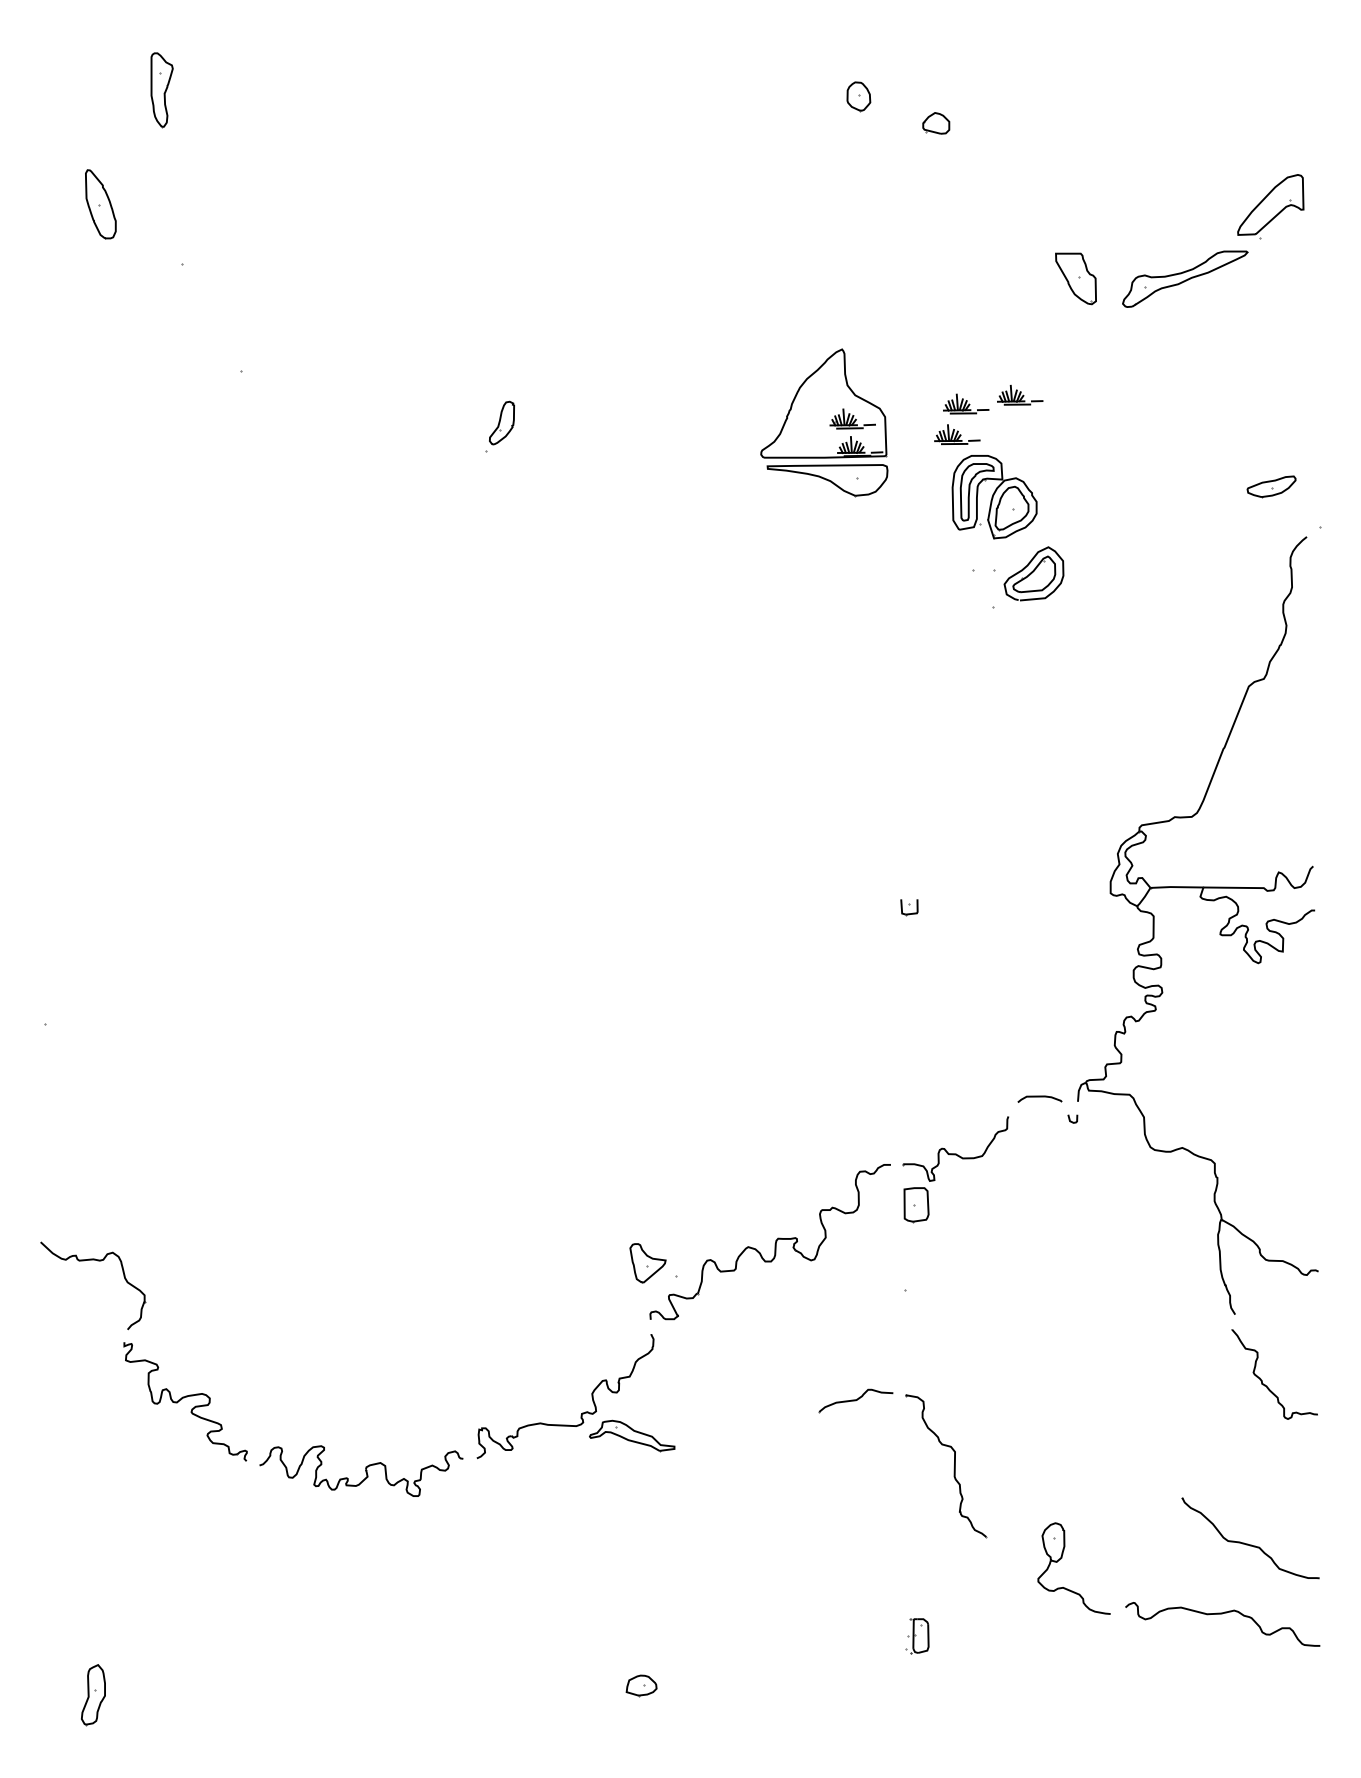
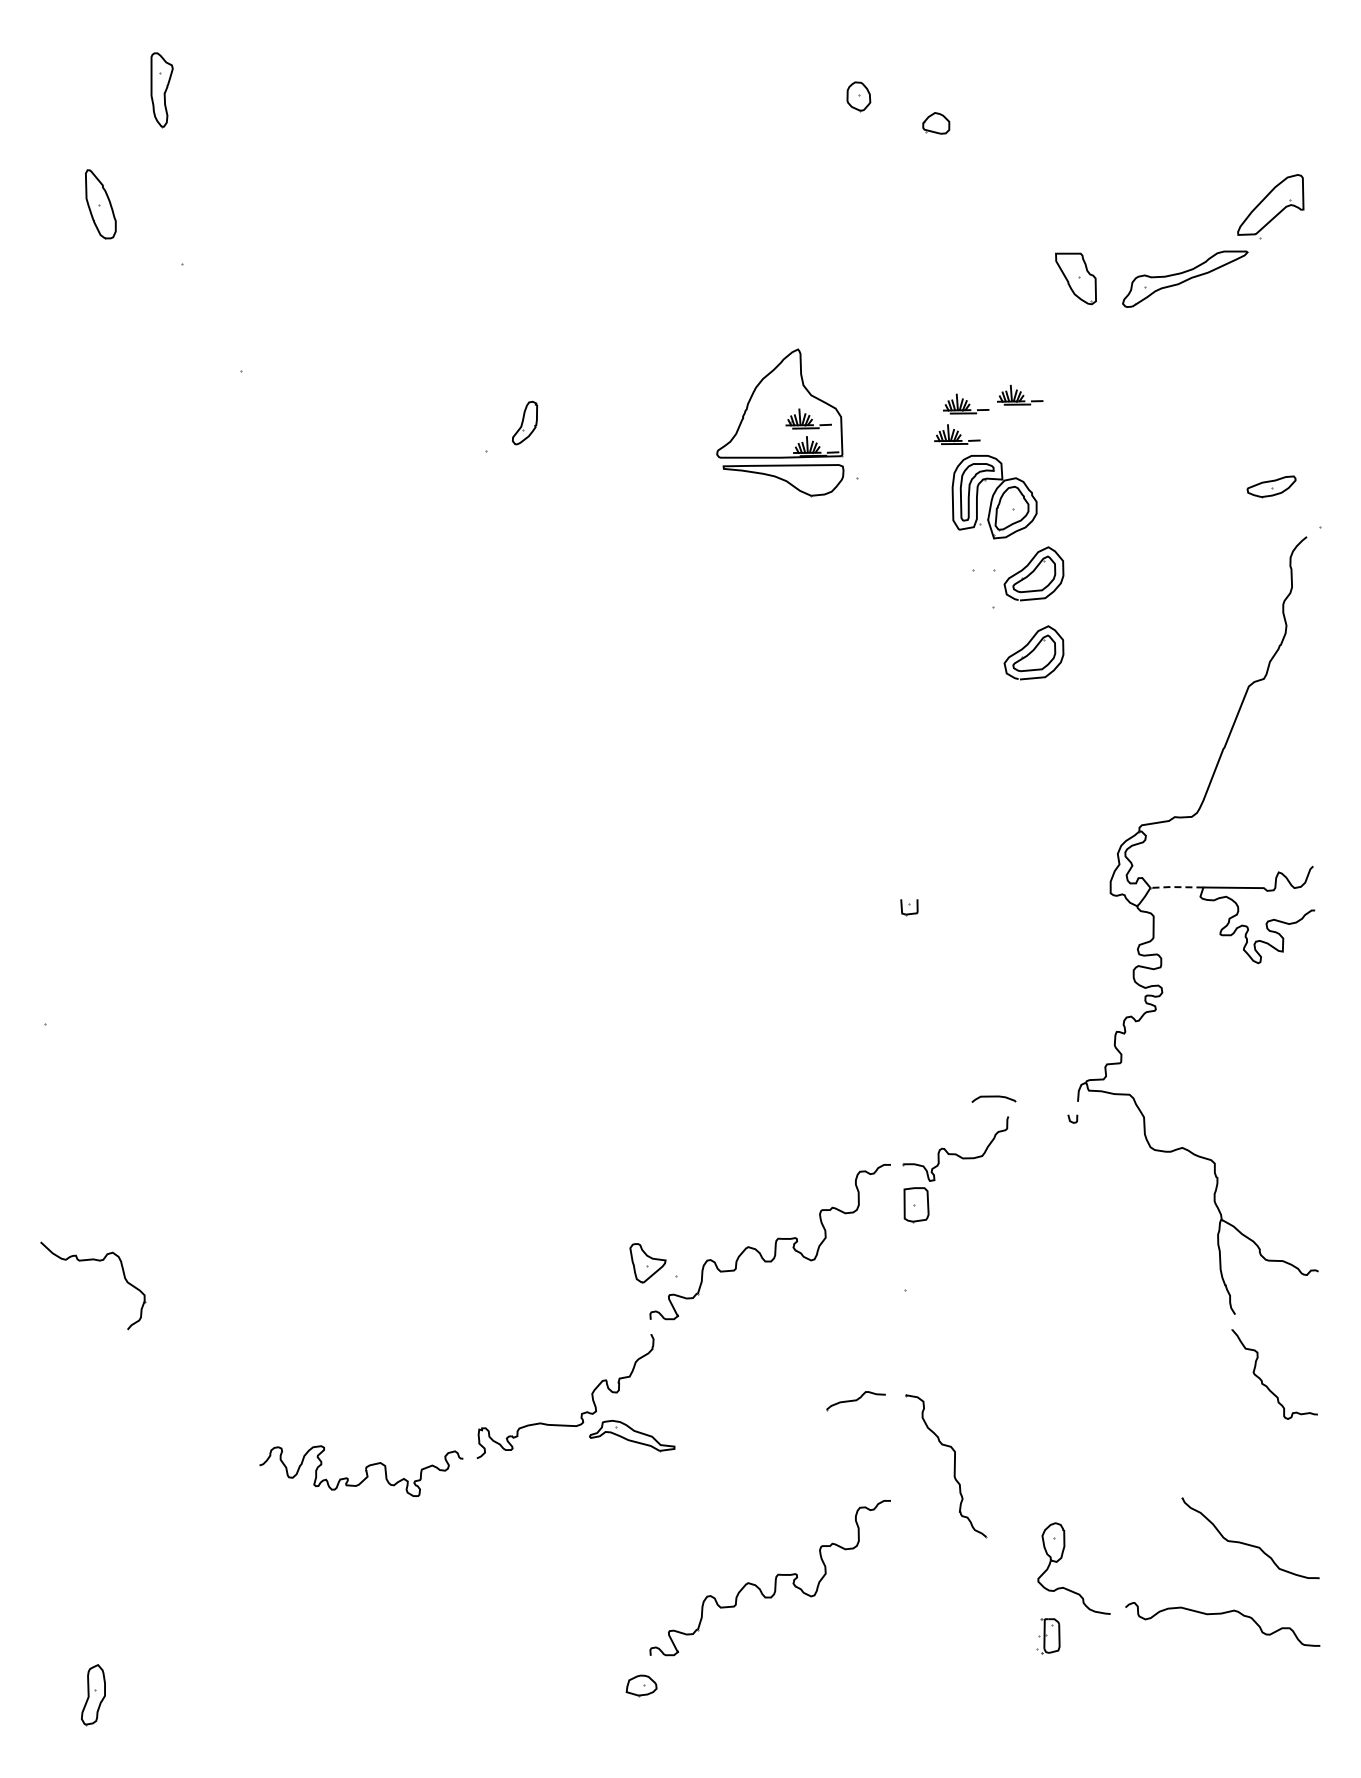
part position: (501, 422) -> (524, 422) (524, 422)
part position: (824, 422) -> (780, 422) (780, 422)
part: none -> present (1033, 652)
line: solid -> dashed (1175, 887)
curve position: (1039, 1097) -> (993, 1097) (993, 1097)
part size: 76x26 px -> 60x21 px (855, 1401)
part: present -> none (185, 1401)
part: none -> present (769, 1578)
part position: (917, 1636) -> (1048, 1636) (1048, 1636)
